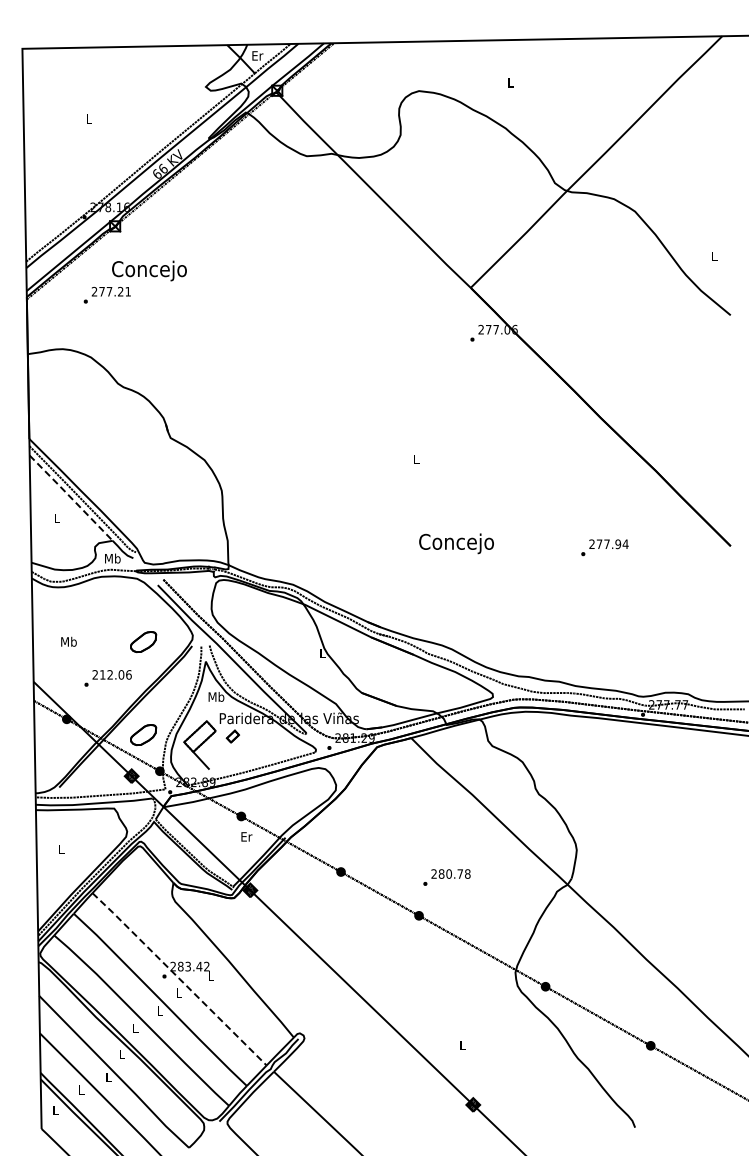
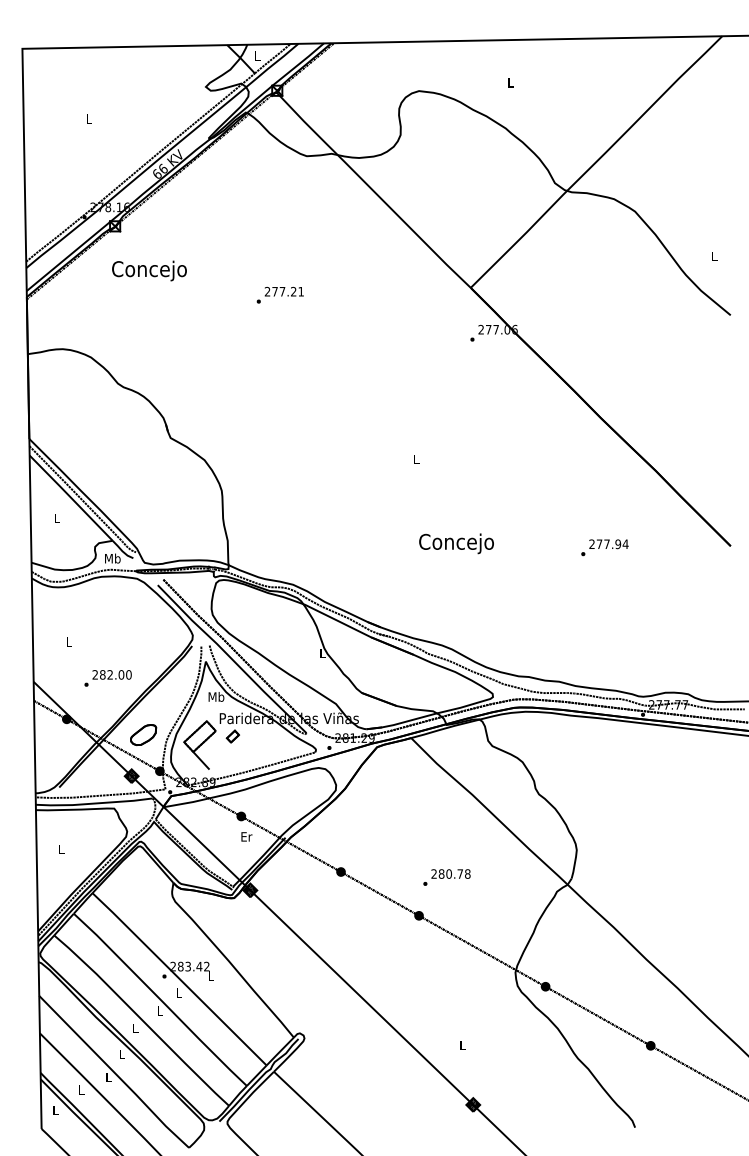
text: Er -> L (257, 55)
text position: (106, 294) -> (279, 294) (279, 294)
line: dashed -> solid (71, 498)
text: Mb -> L (68, 641)
part: present -> none (143, 642)
text: 212.06 -> 282.00 (115, 674)
line: dashed -> solid (179, 978)
